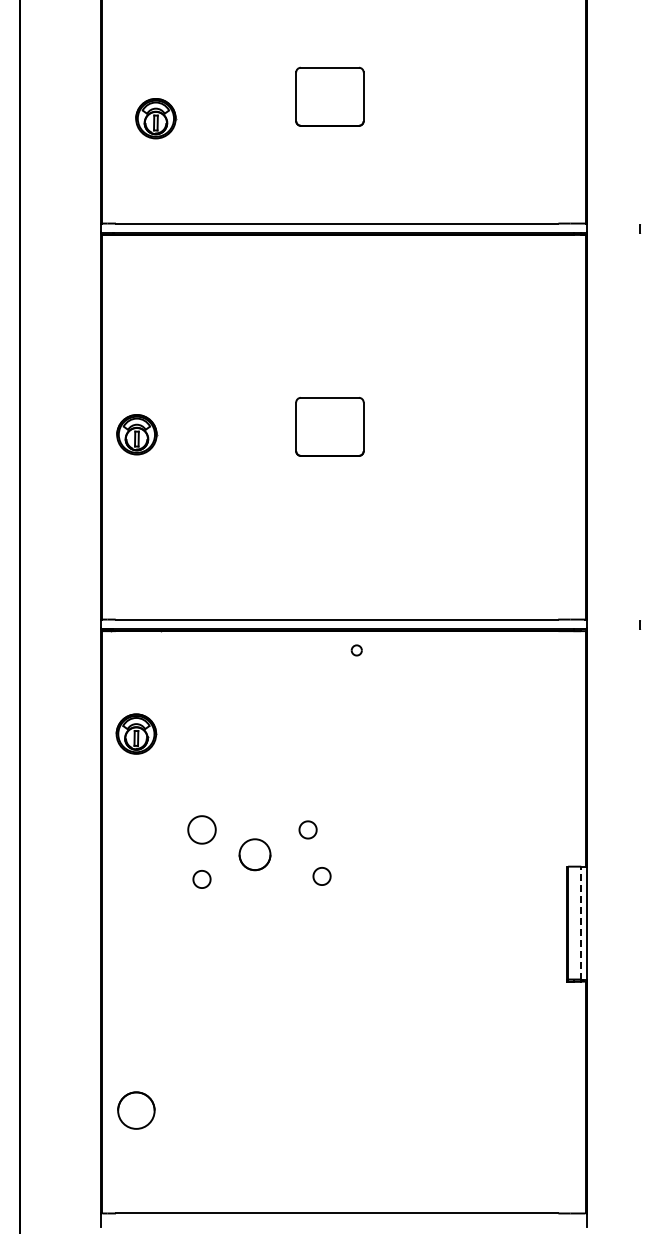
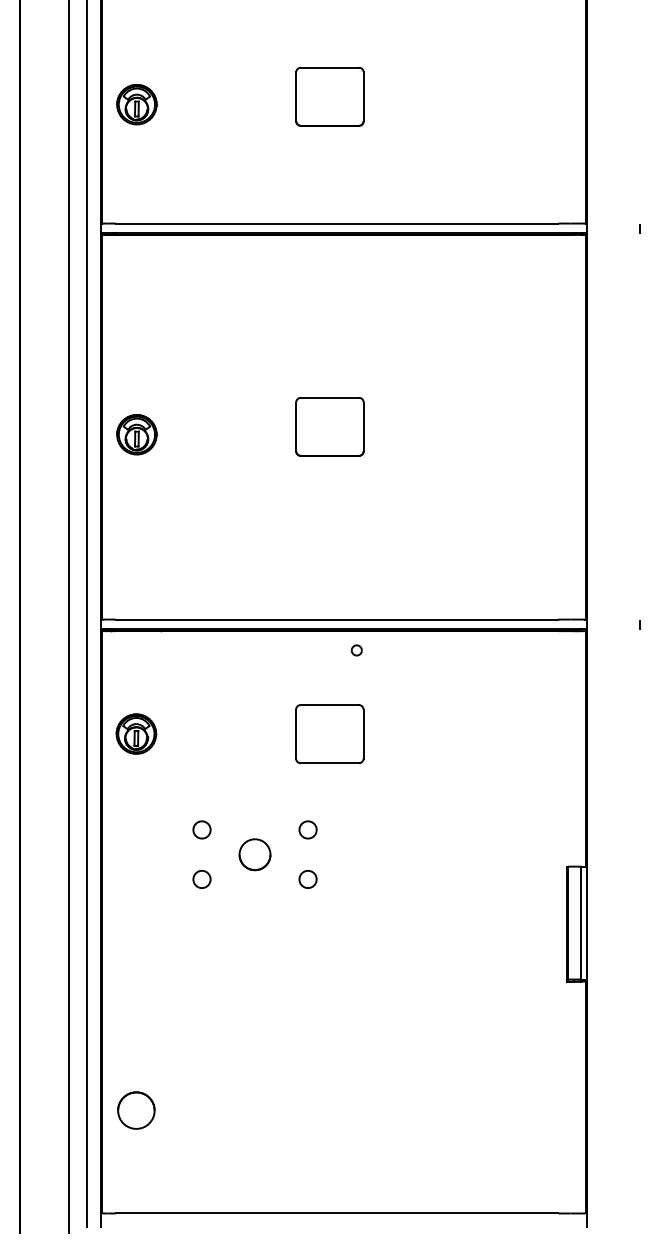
part position: (156, 118) -> (137, 104) (137, 104)
line: none -> present (87, 614)
line: none -> present (69, 617)
part: none -> present (329, 734)
part size: 30x30 px -> 20x20 px (201, 829)
part position: (321, 876) -> (307, 879) (307, 879)
line: dashed -> solid (581, 922)
